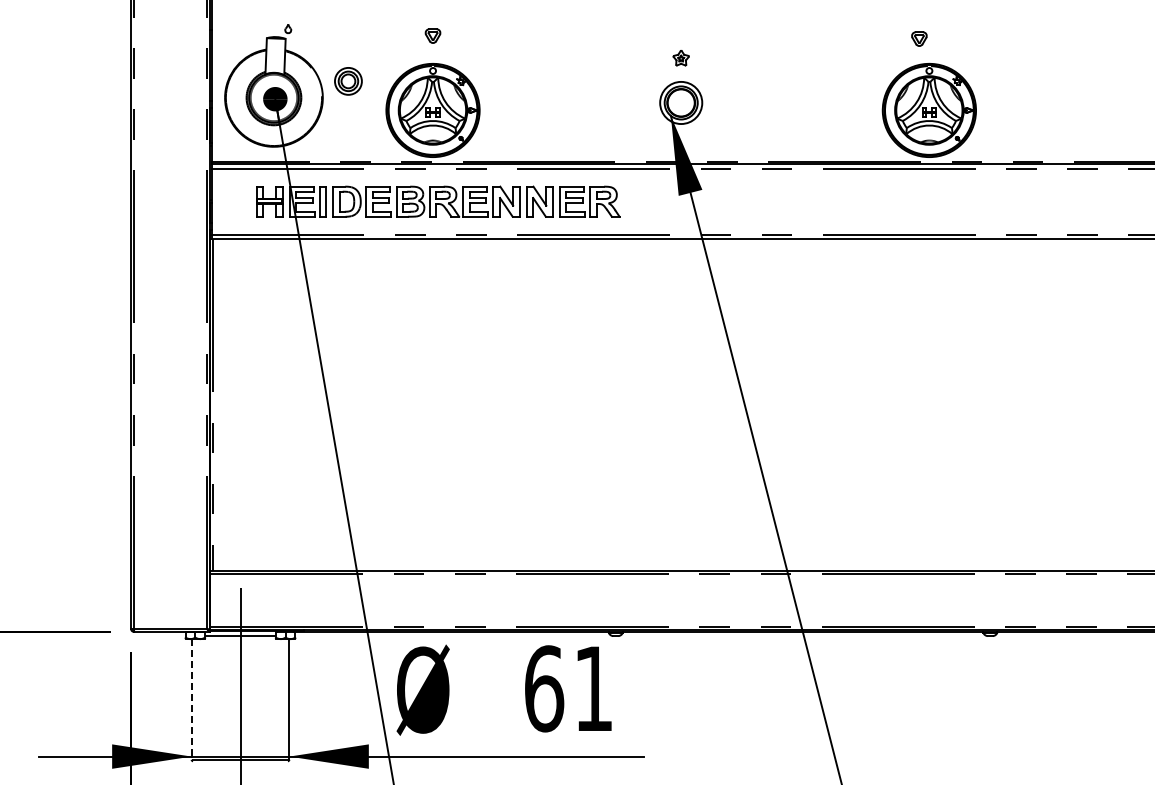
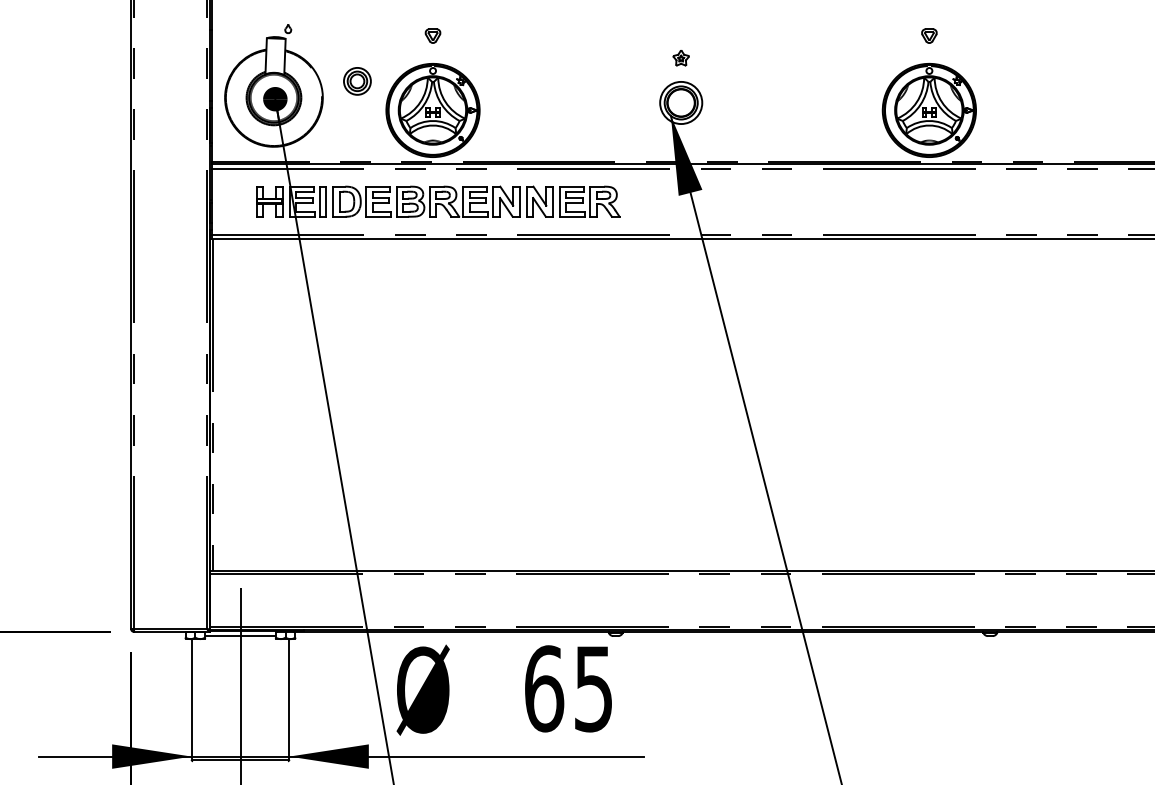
part position: (919, 38) -> (929, 35) (929, 35)
part position: (348, 81) -> (357, 81) (357, 81)
text: 61 -> 65 (593, 689)
line: dashed -> solid (191, 699)
